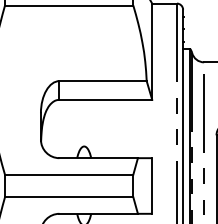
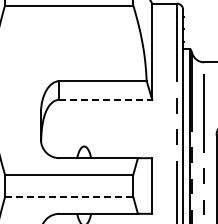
line: solid -> dashed (106, 99)
line: solid -> dashed (69, 197)
